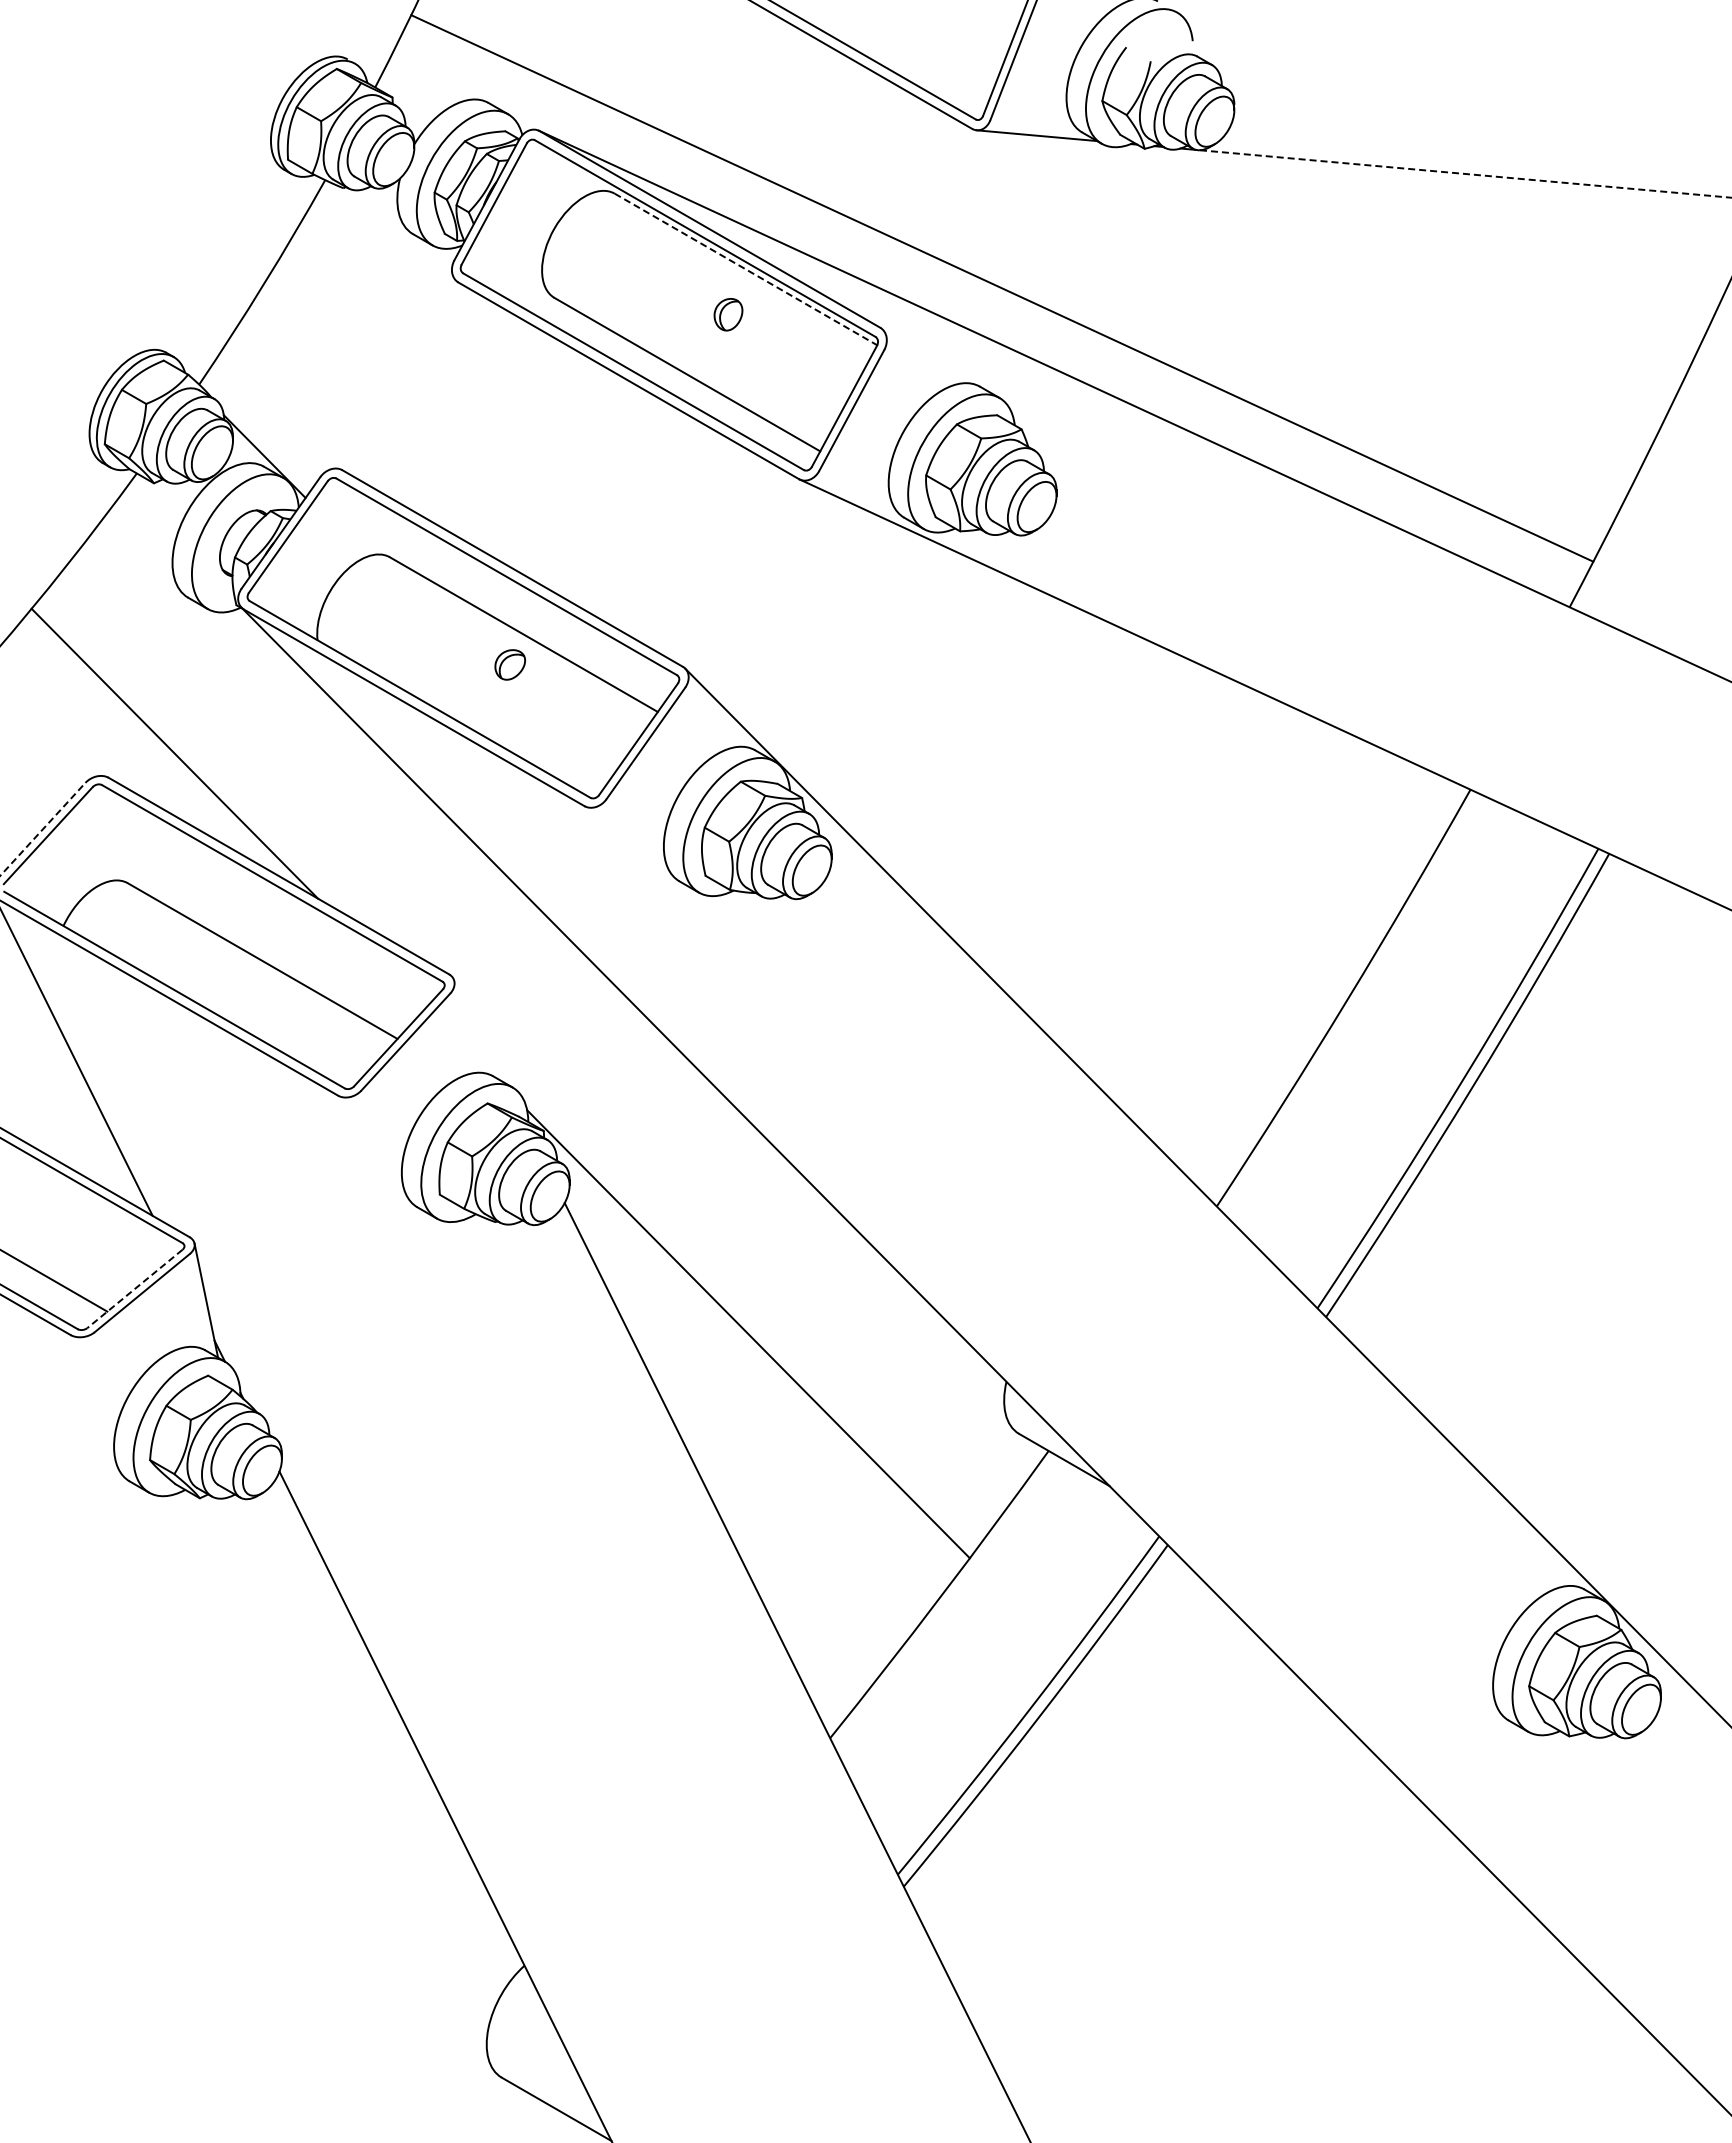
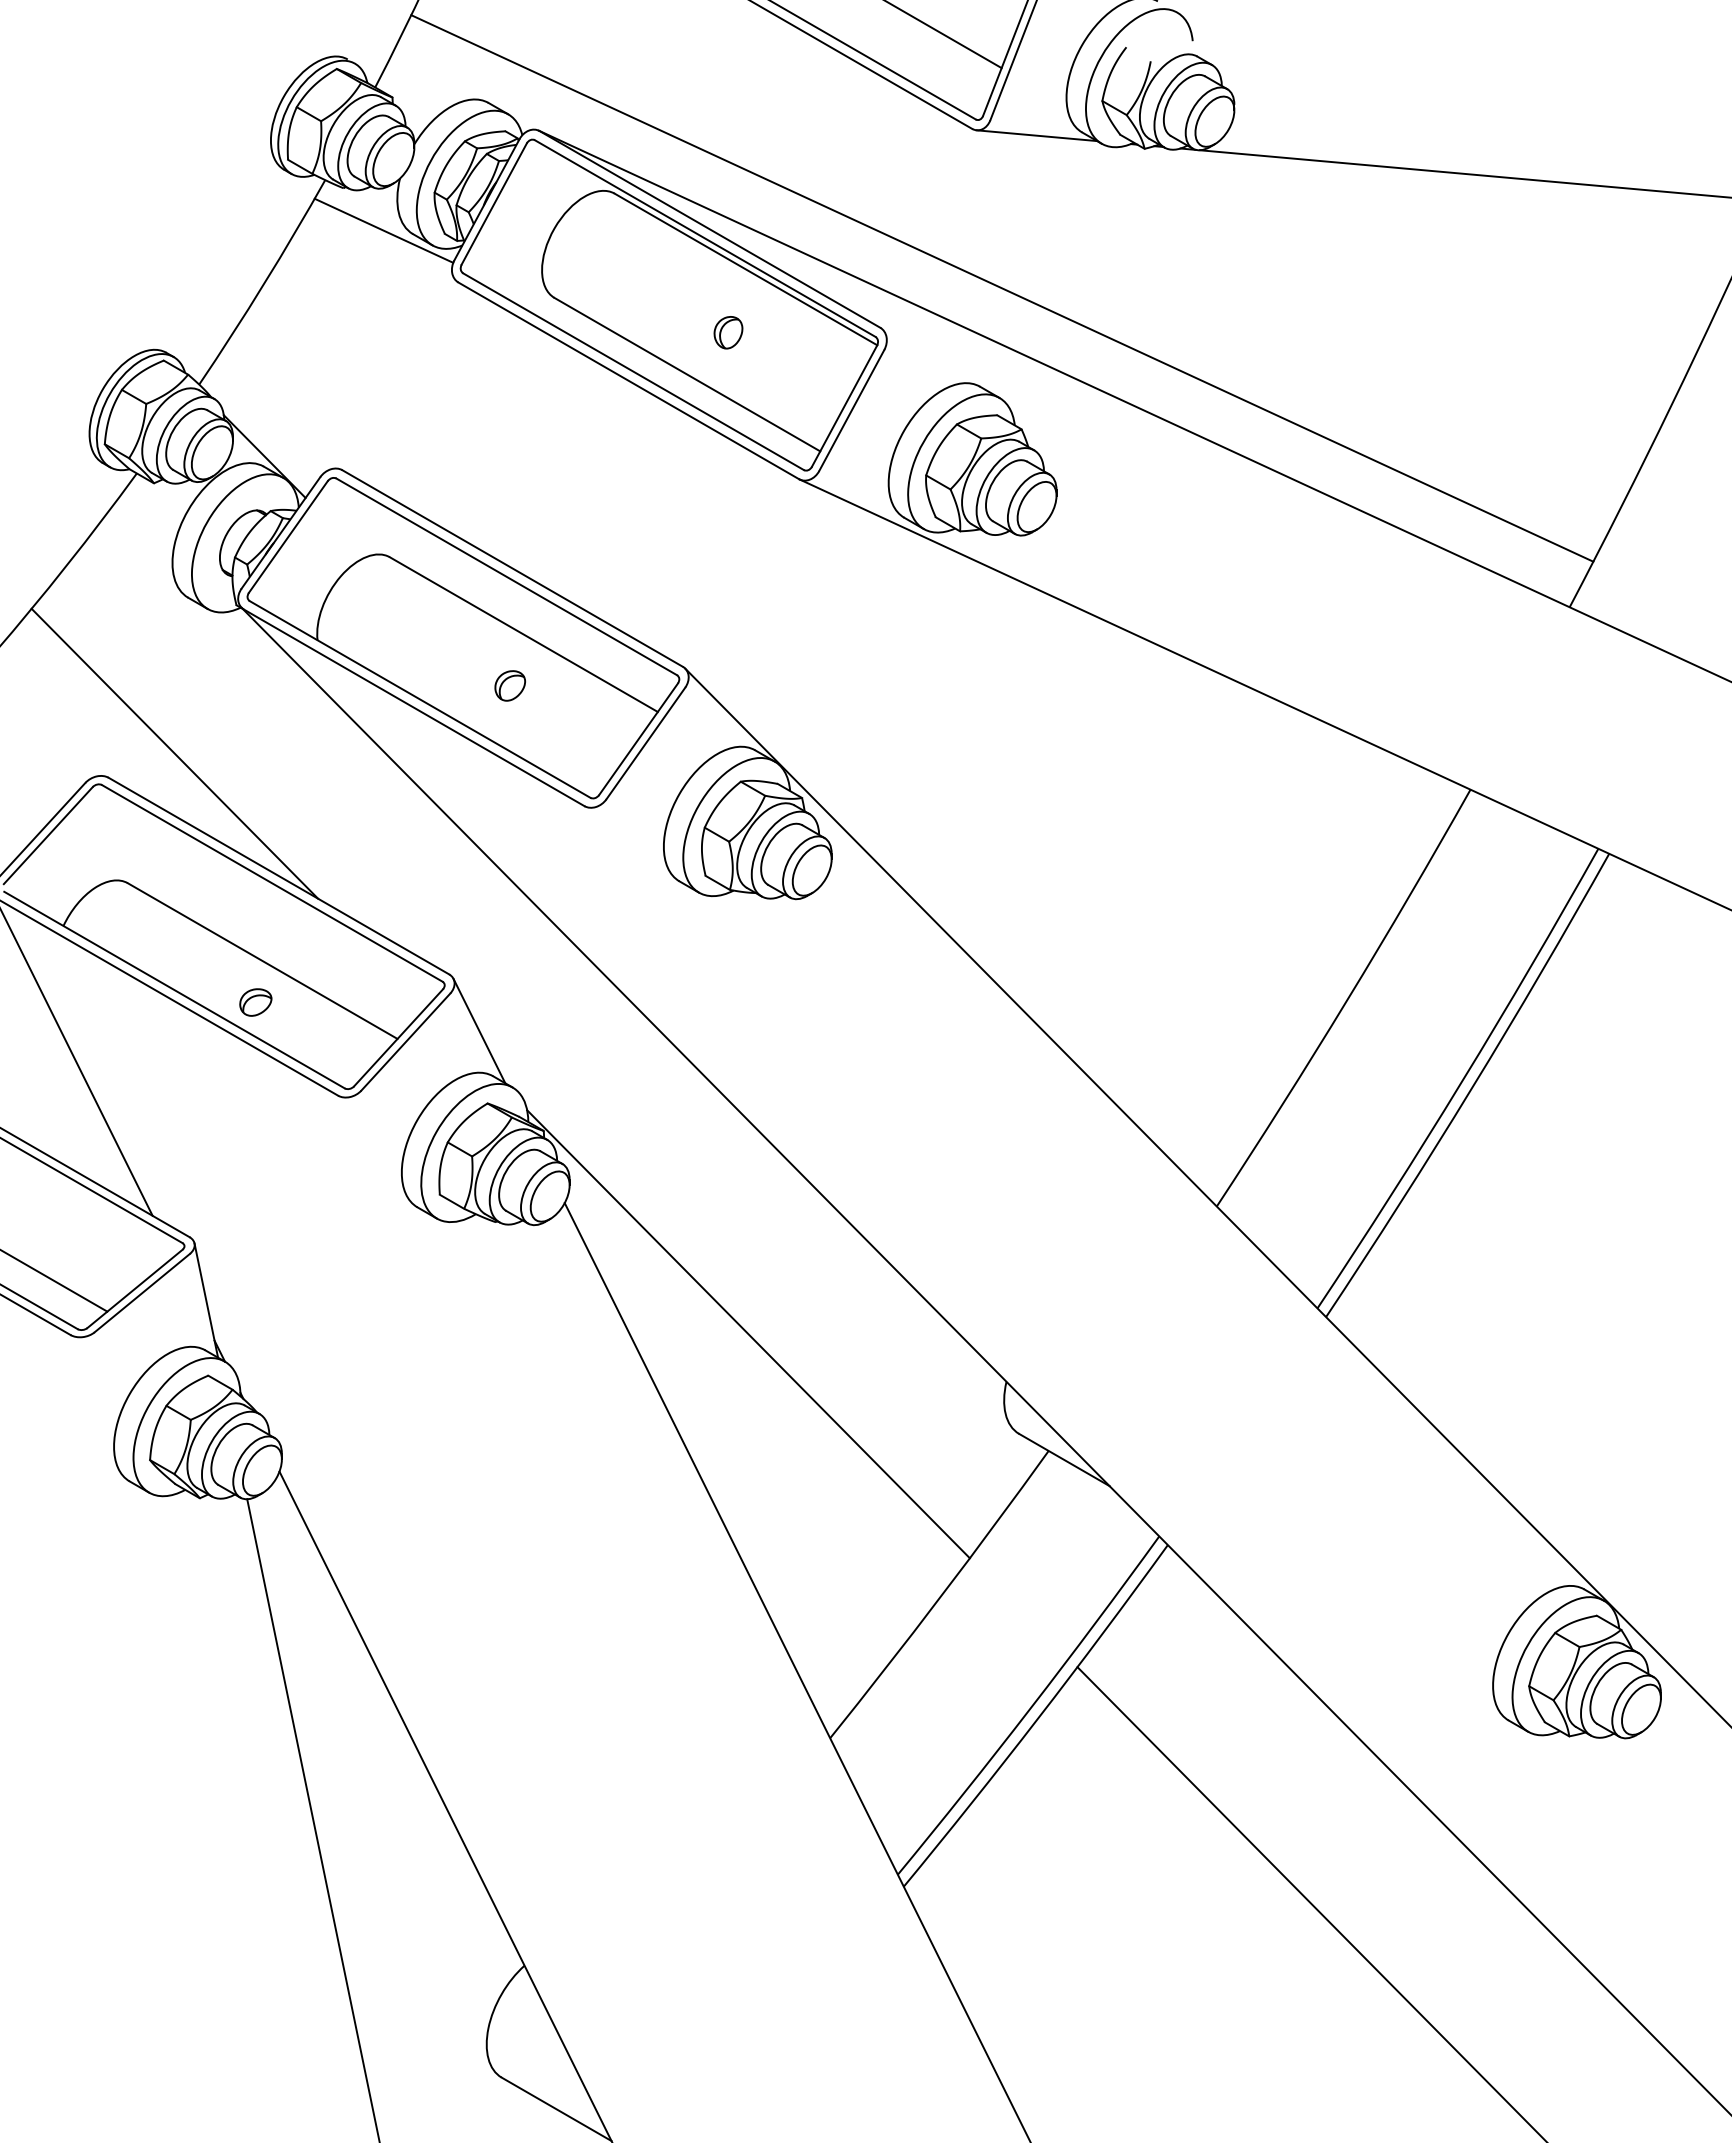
line: none -> present (944, 35)
line: dashed -> solid (1465, 174)
line: none -> present (383, 230)
line: dashed -> solid (746, 269)
part position: (728, 314) -> (728, 332) (728, 332)
part position: (509, 664) -> (509, 685) (509, 685)
line: dashed -> solid (43, 829)
part: none -> present (255, 1002)
line: none -> present (479, 1030)
line: dashed -> solid (134, 1288)
line: none -> present (313, 1819)
line: none -> present (1310, 1903)
